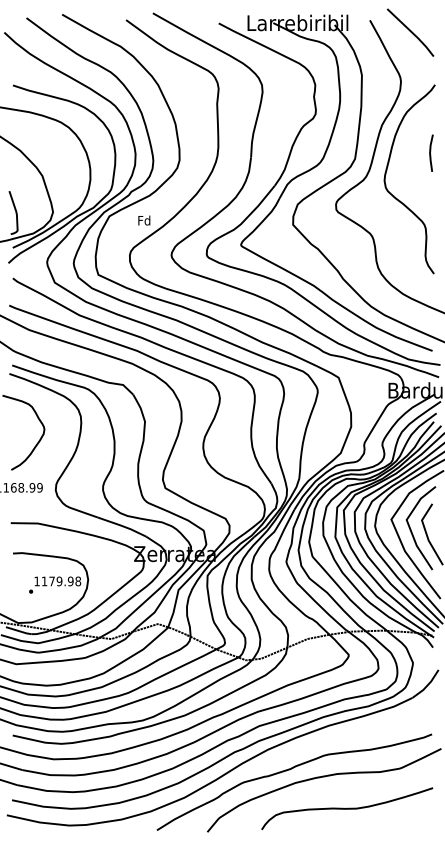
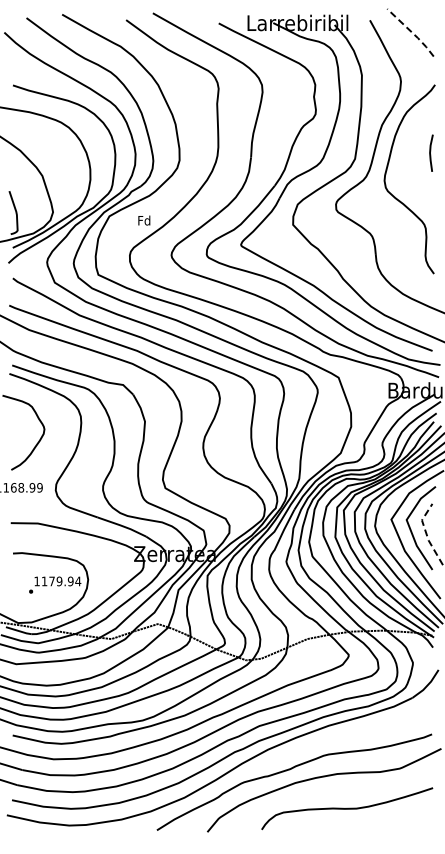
line: solid -> dashed (412, 32)
line: solid -> dashed (426, 534)
text: 1179.98 -> 1179.94 (78, 581)
